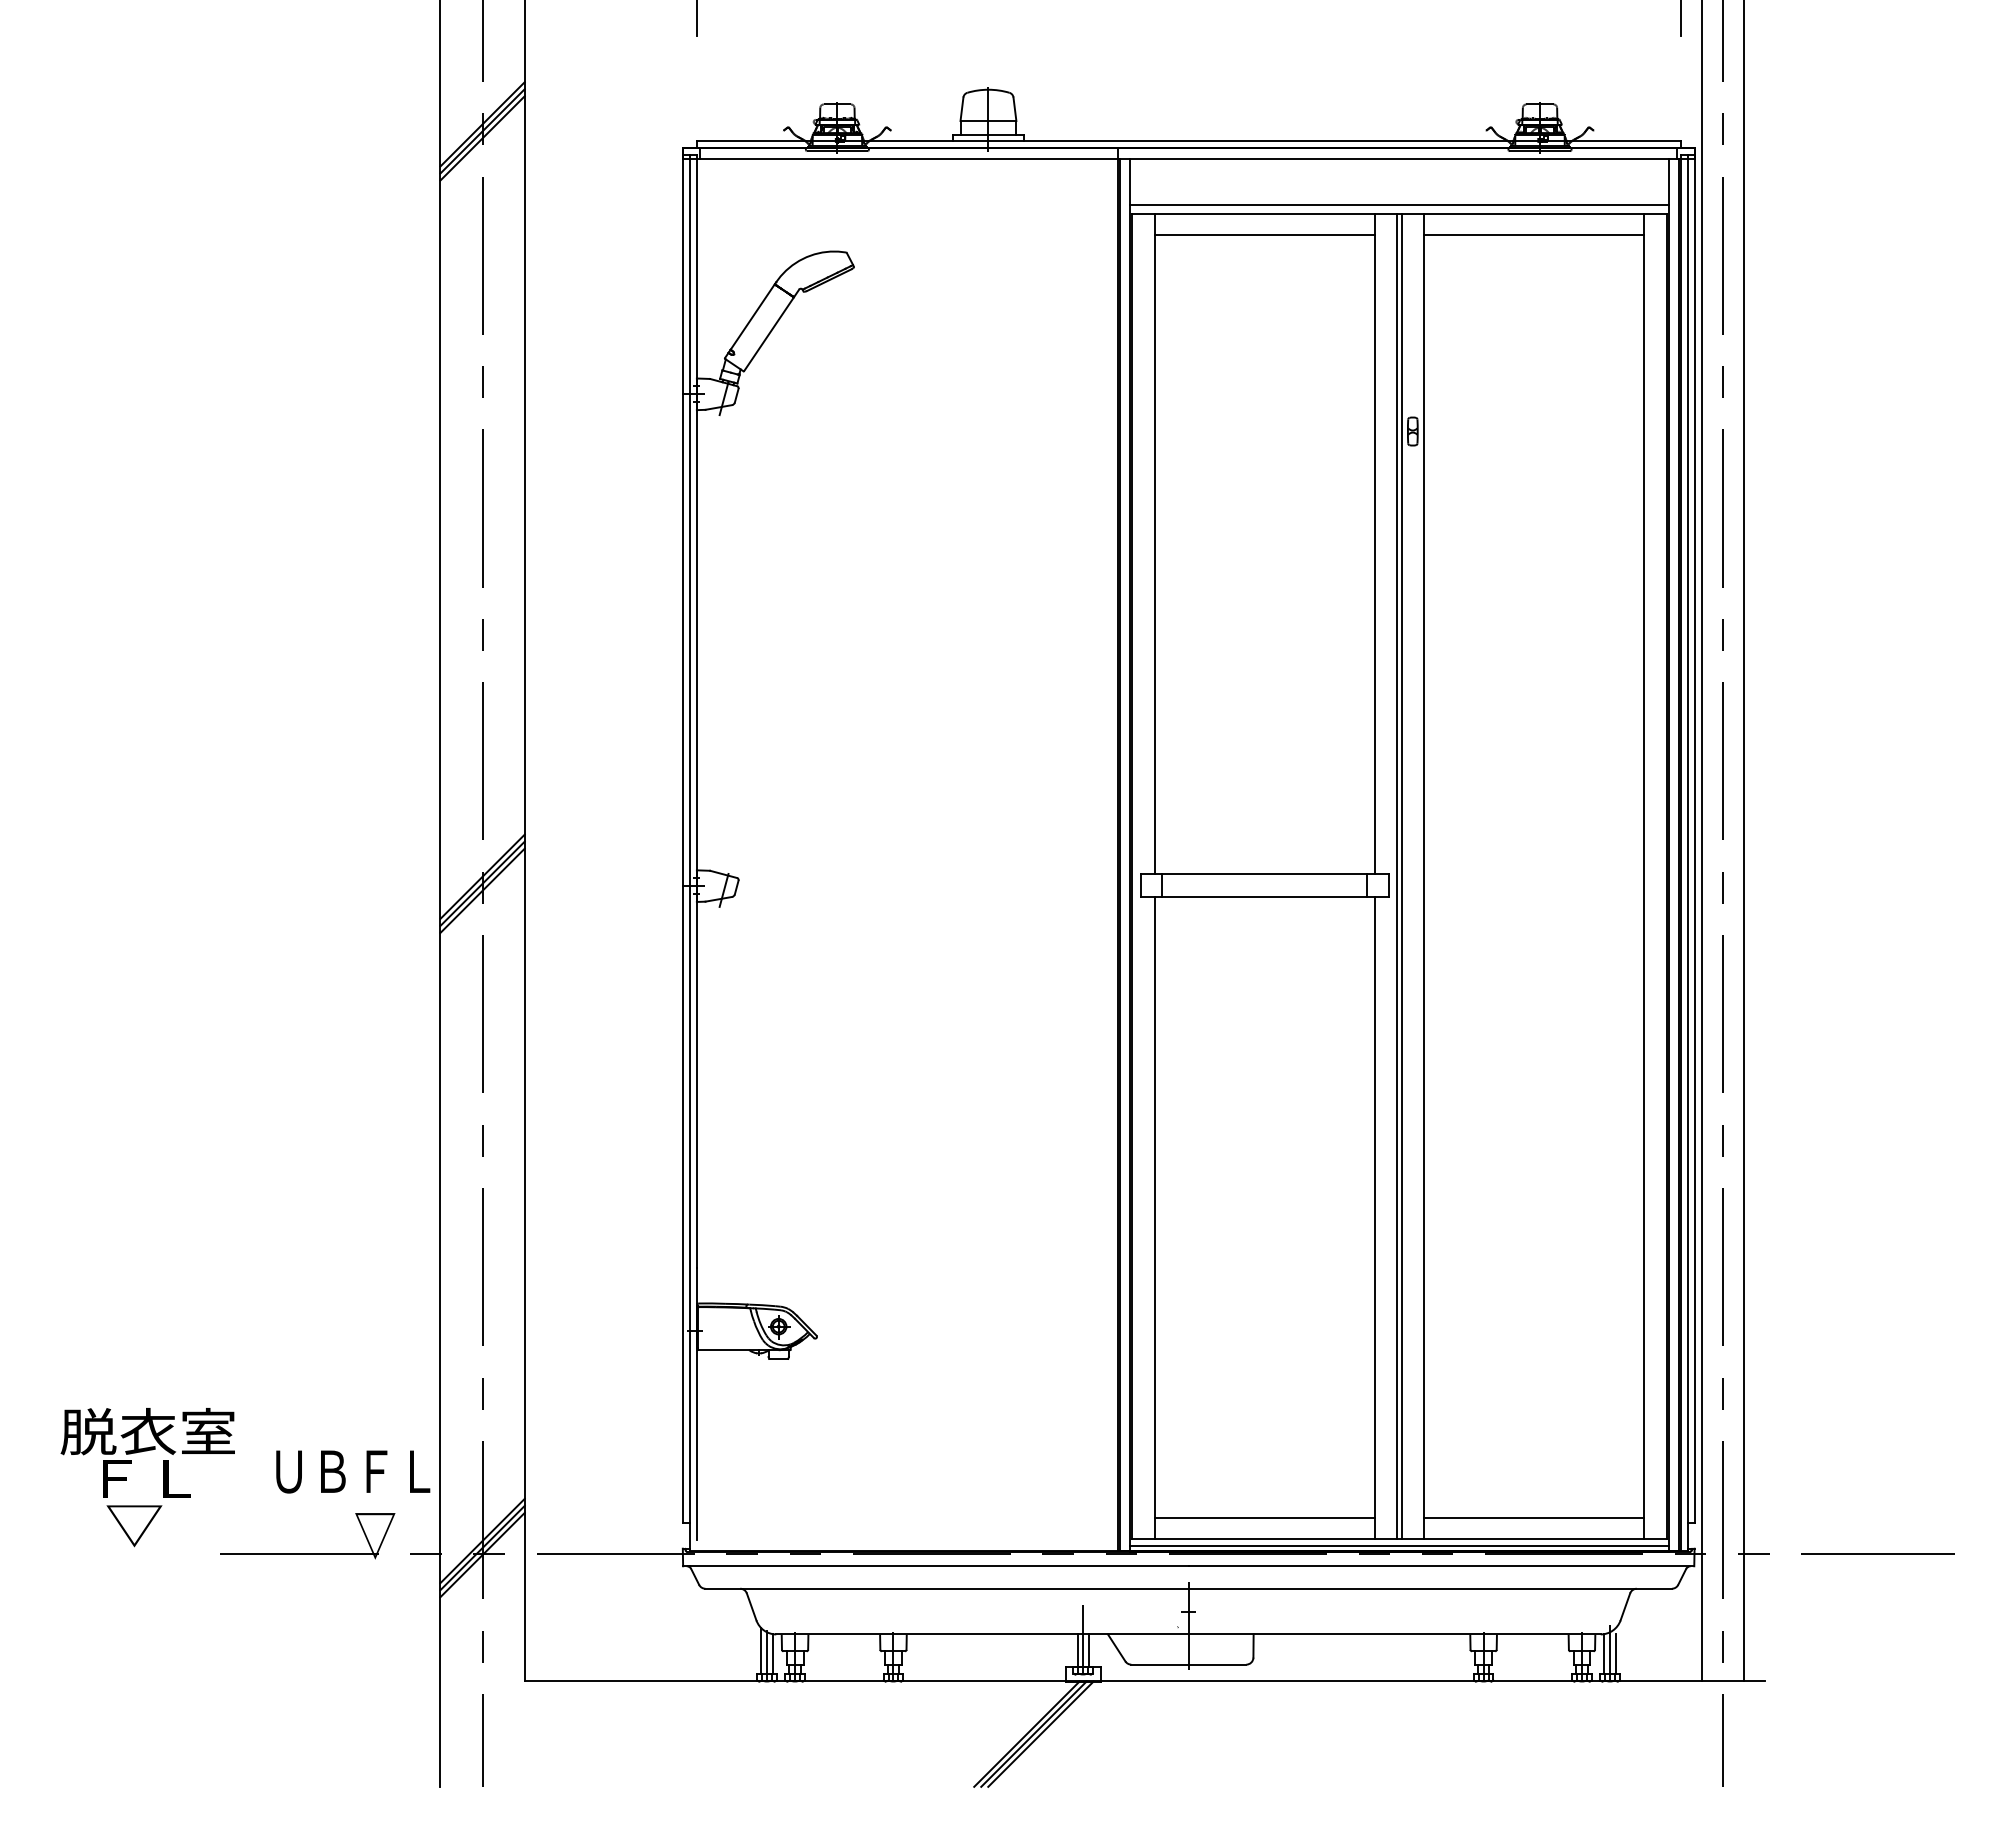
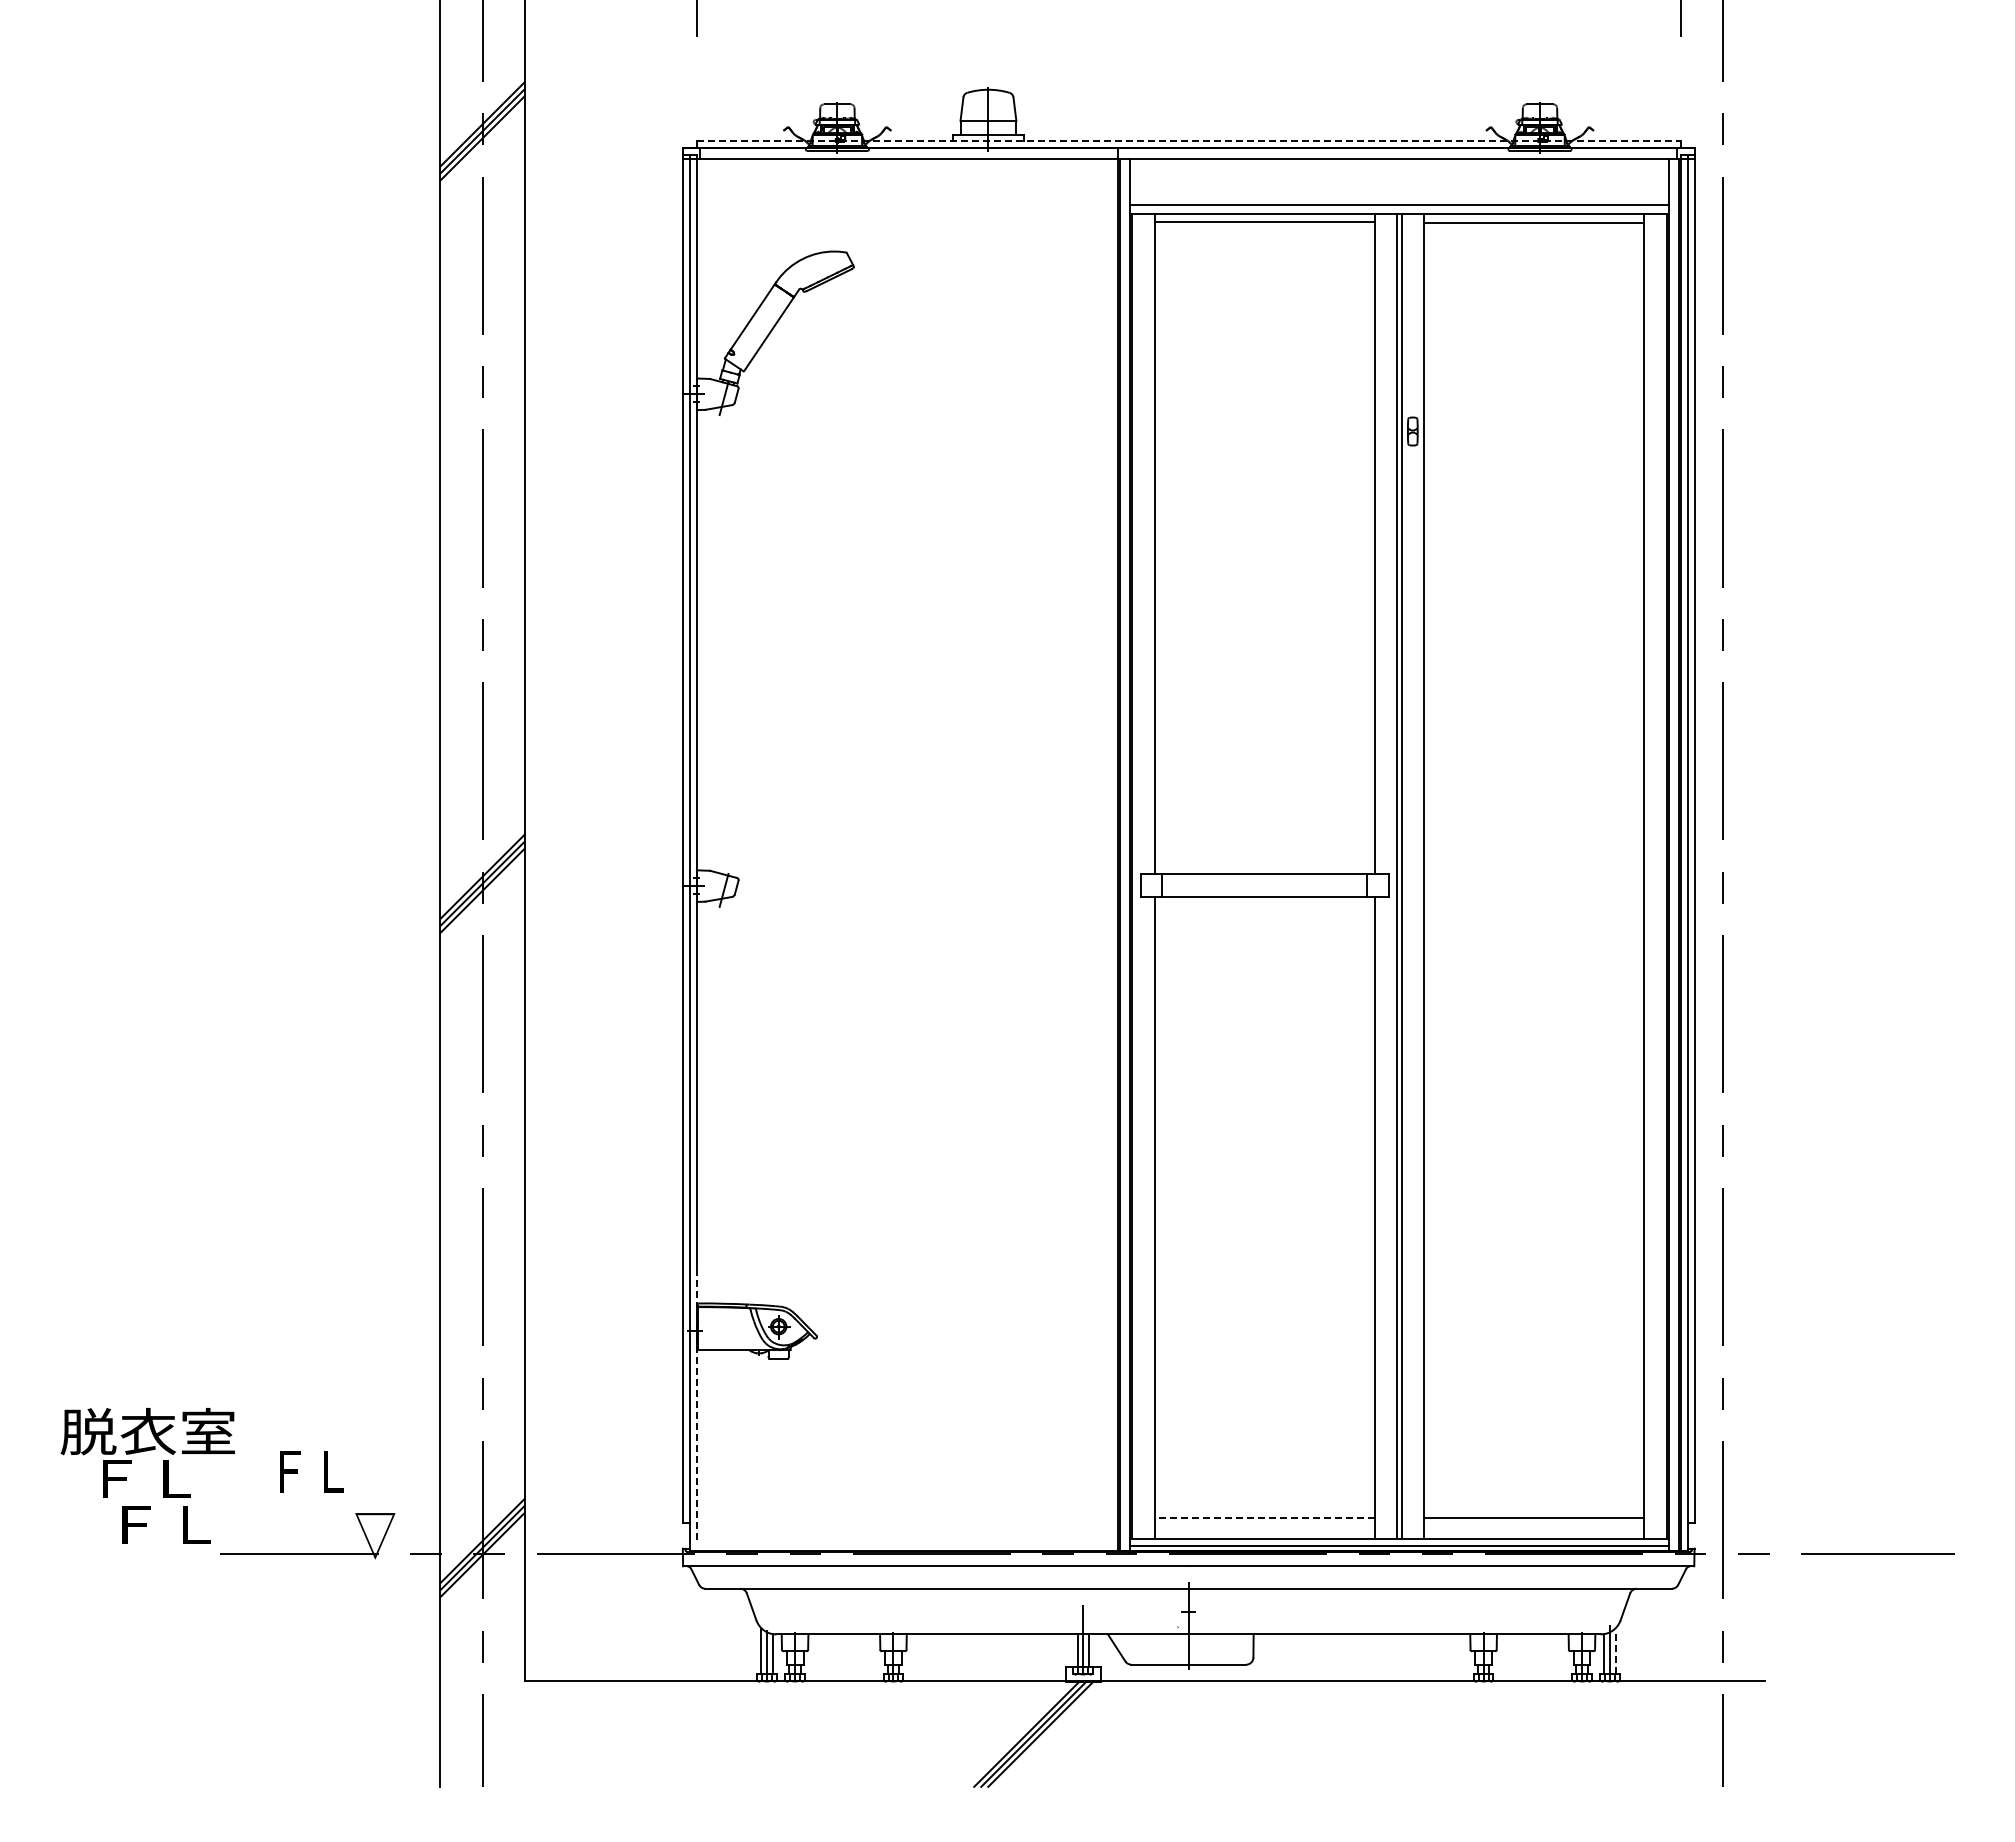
line: solid -> dashed (1188, 141)
line position: (1264, 234) -> (1264, 221) (1264, 221)
line position: (1534, 234) -> (1534, 222) (1534, 222)
line: present -> none (1701, 841)
line: present -> none (1743, 841)
line: solid -> dashed (696, 1403)
text: ＵＢＦＬ -> ＦＬ (353, 1471)
line: solid -> dashed (1264, 1517)
text: ▽ -> ＦＬ (158, 1526)
line: solid -> dashed (1615, 1654)
